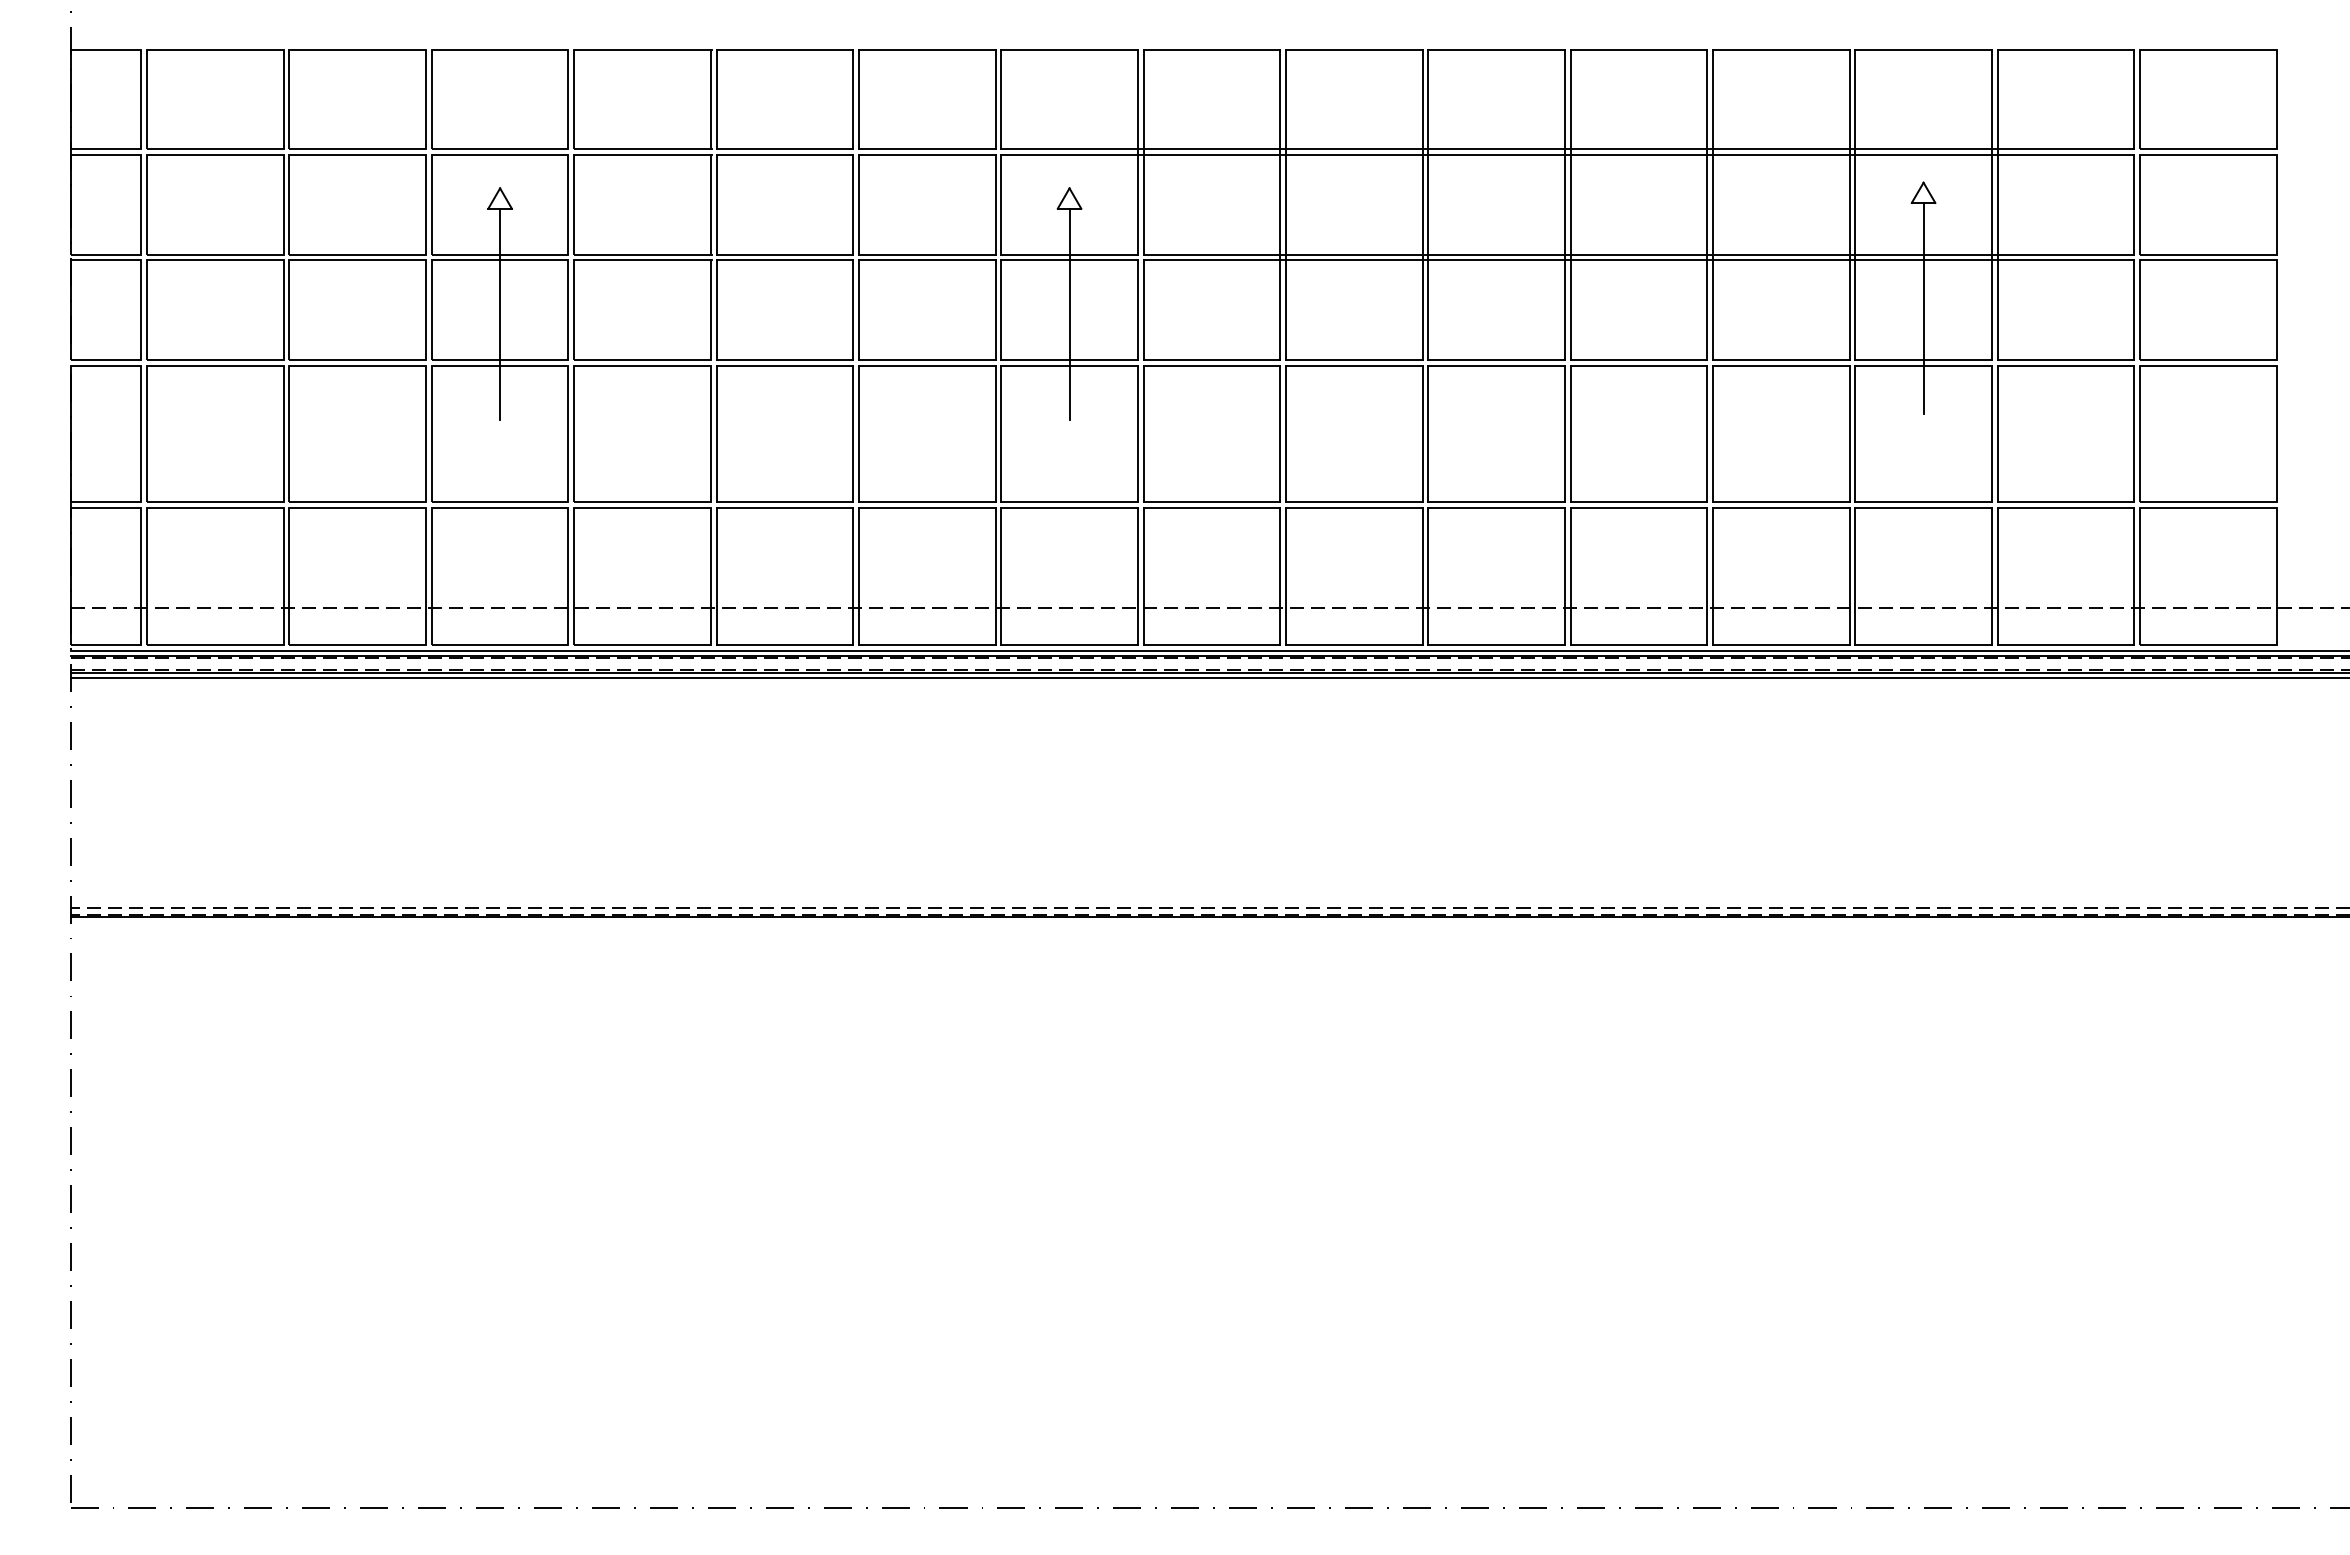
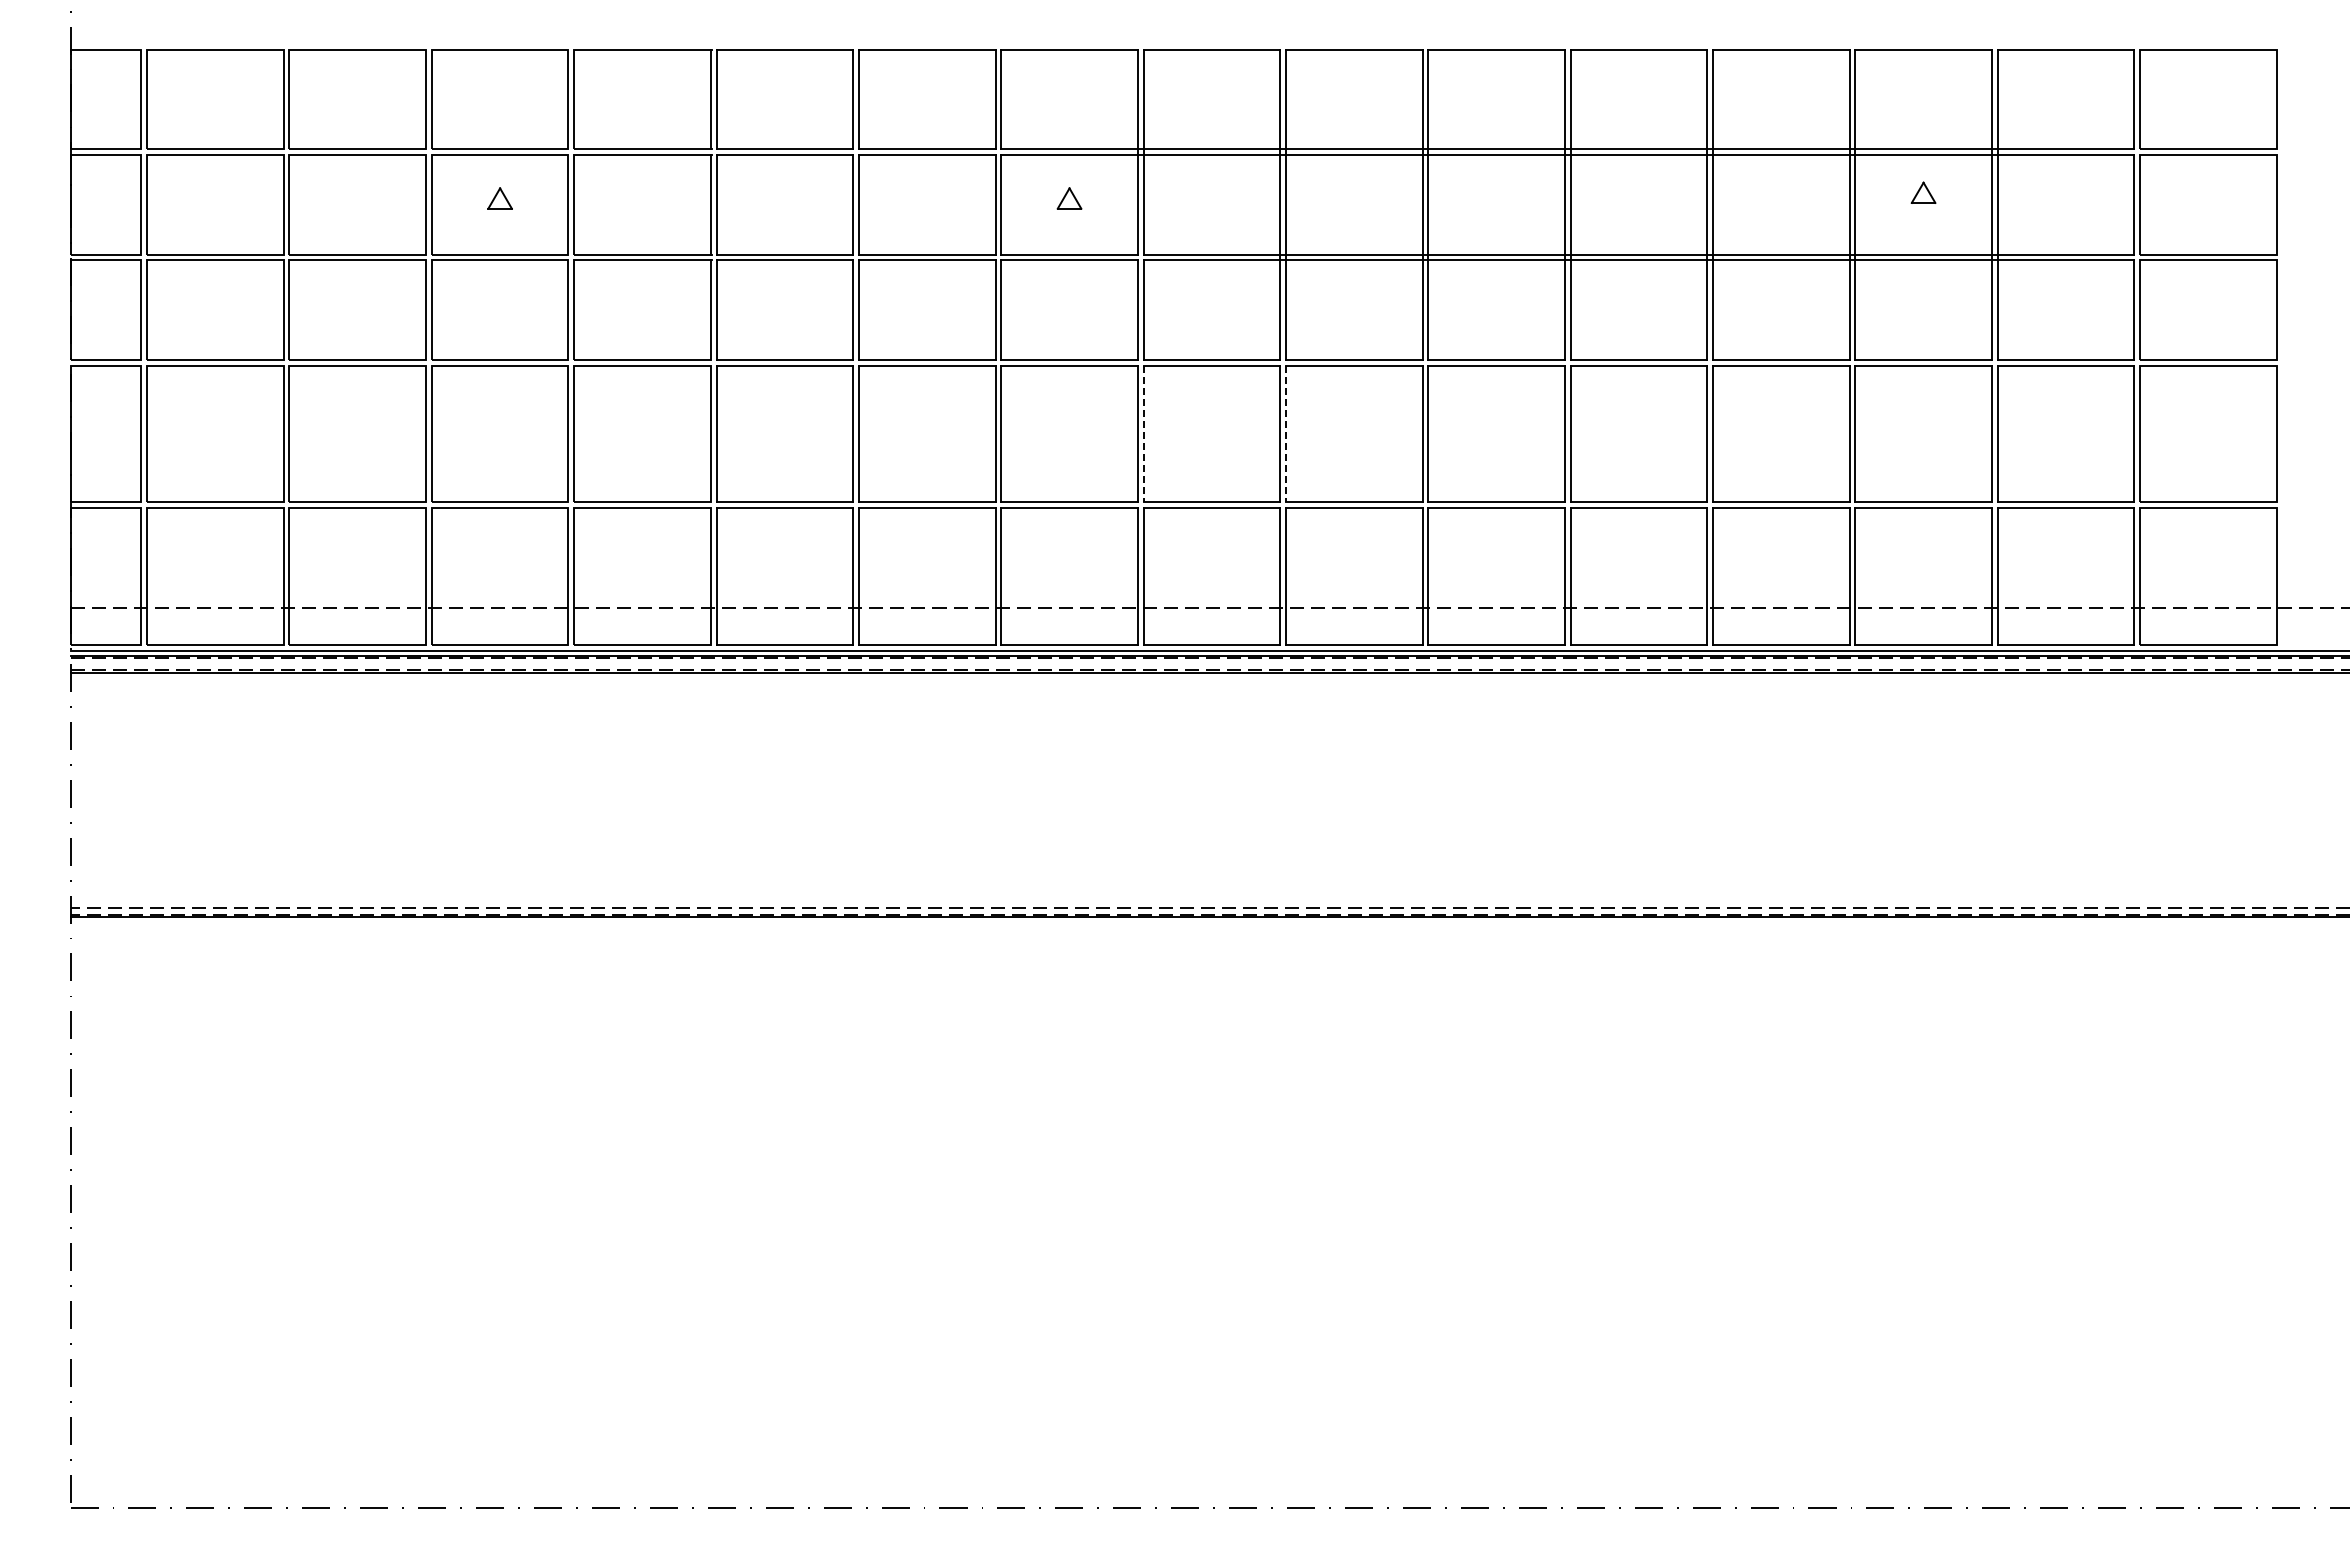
line: present -> none (1923, 307)
line: present -> none (500, 313)
line: present -> none (1069, 313)
line: solid -> dashed (1143, 434)
line: solid -> dashed (1285, 434)
line: present -> none (1208, 677)
